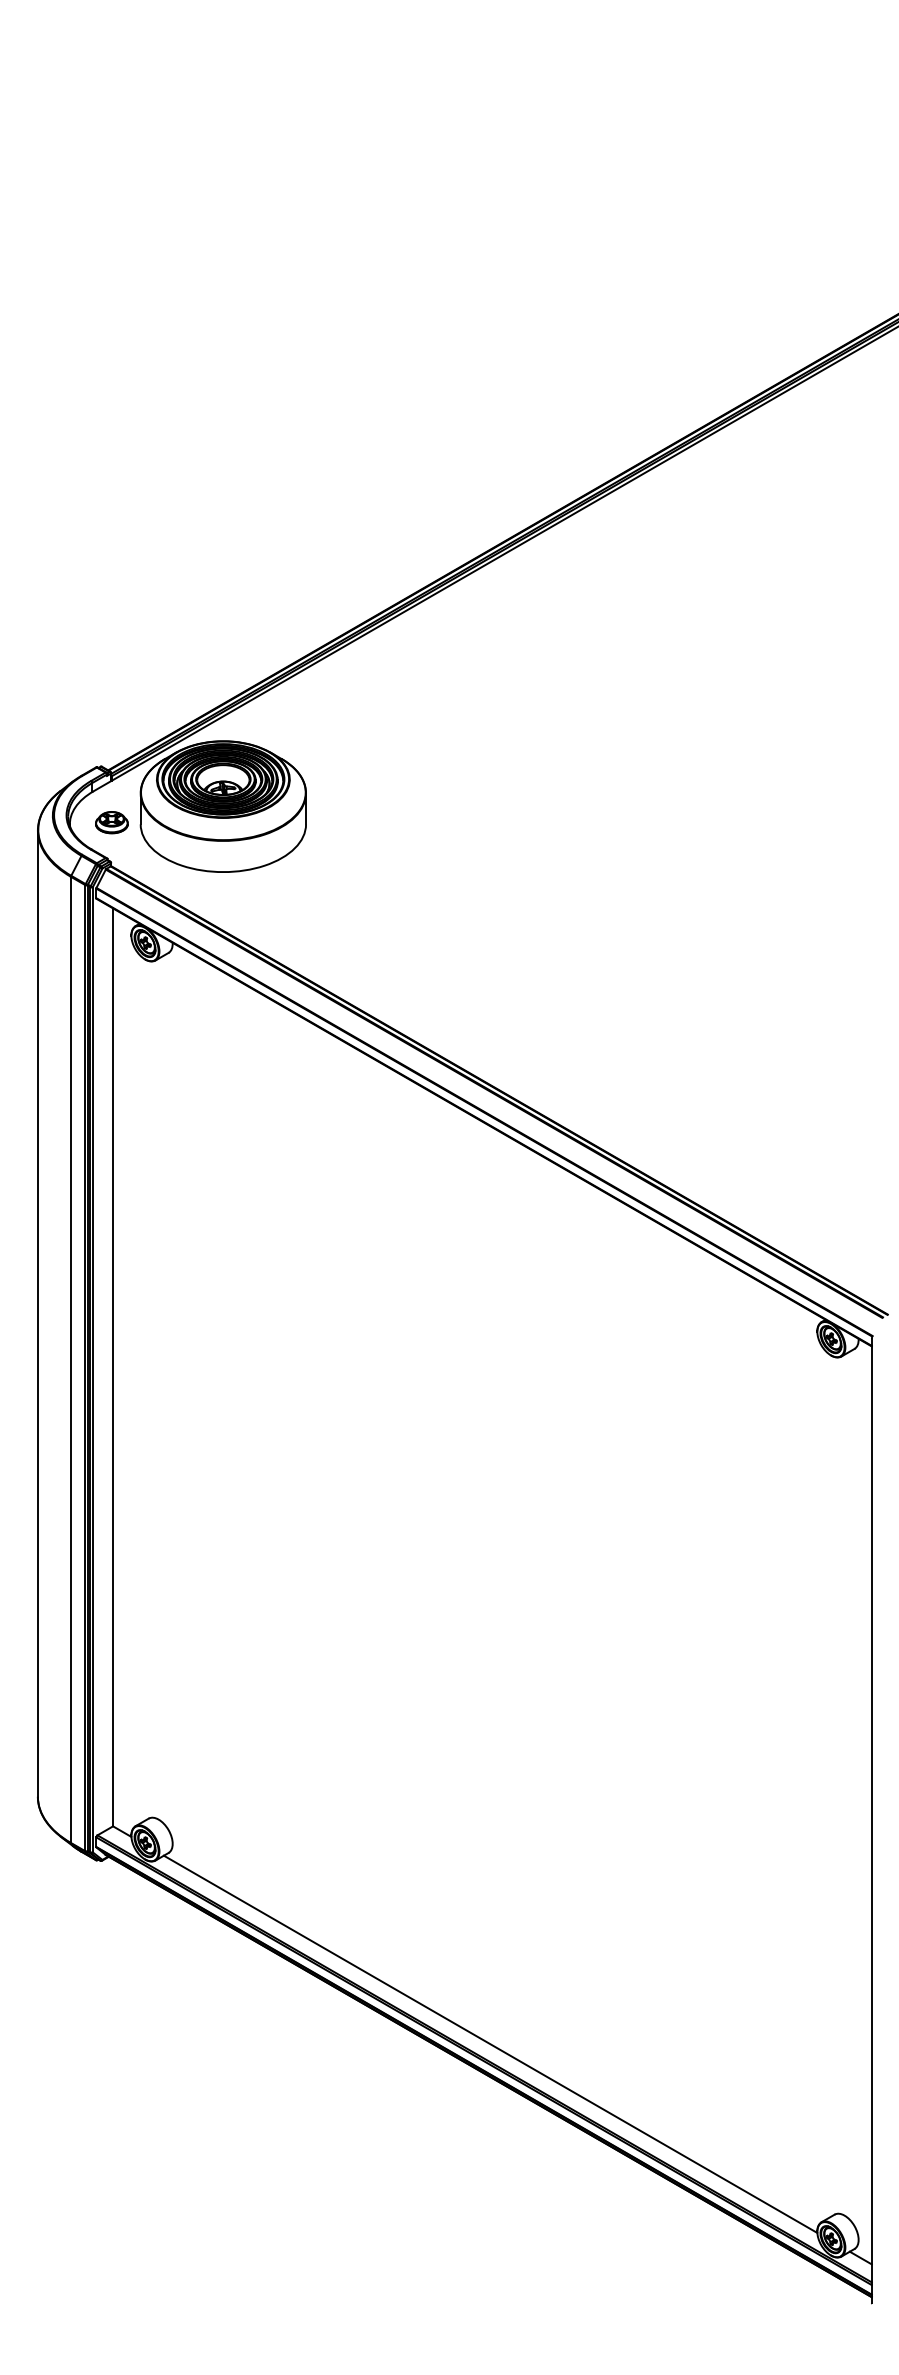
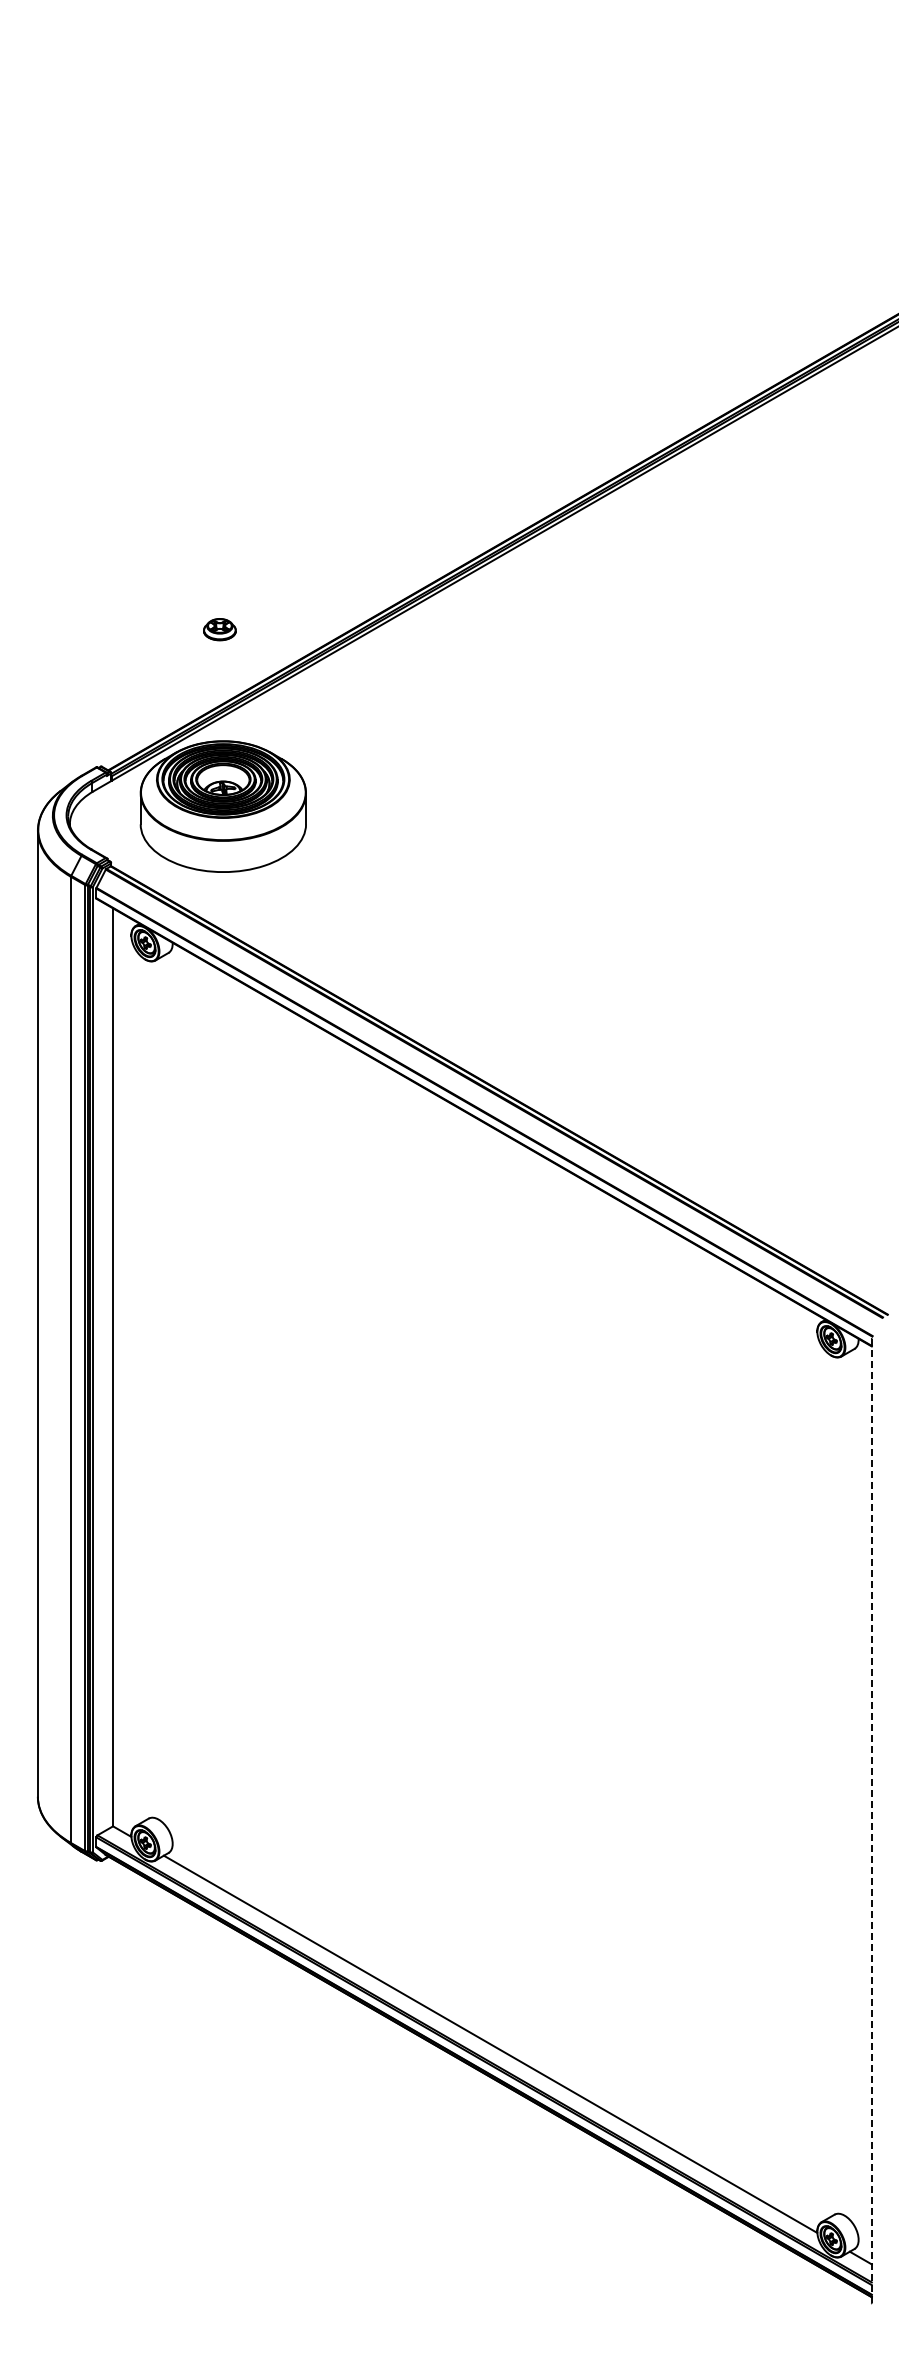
part position: (111, 822) -> (219, 629) (219, 629)
line: solid -> dashed (871, 1820)
